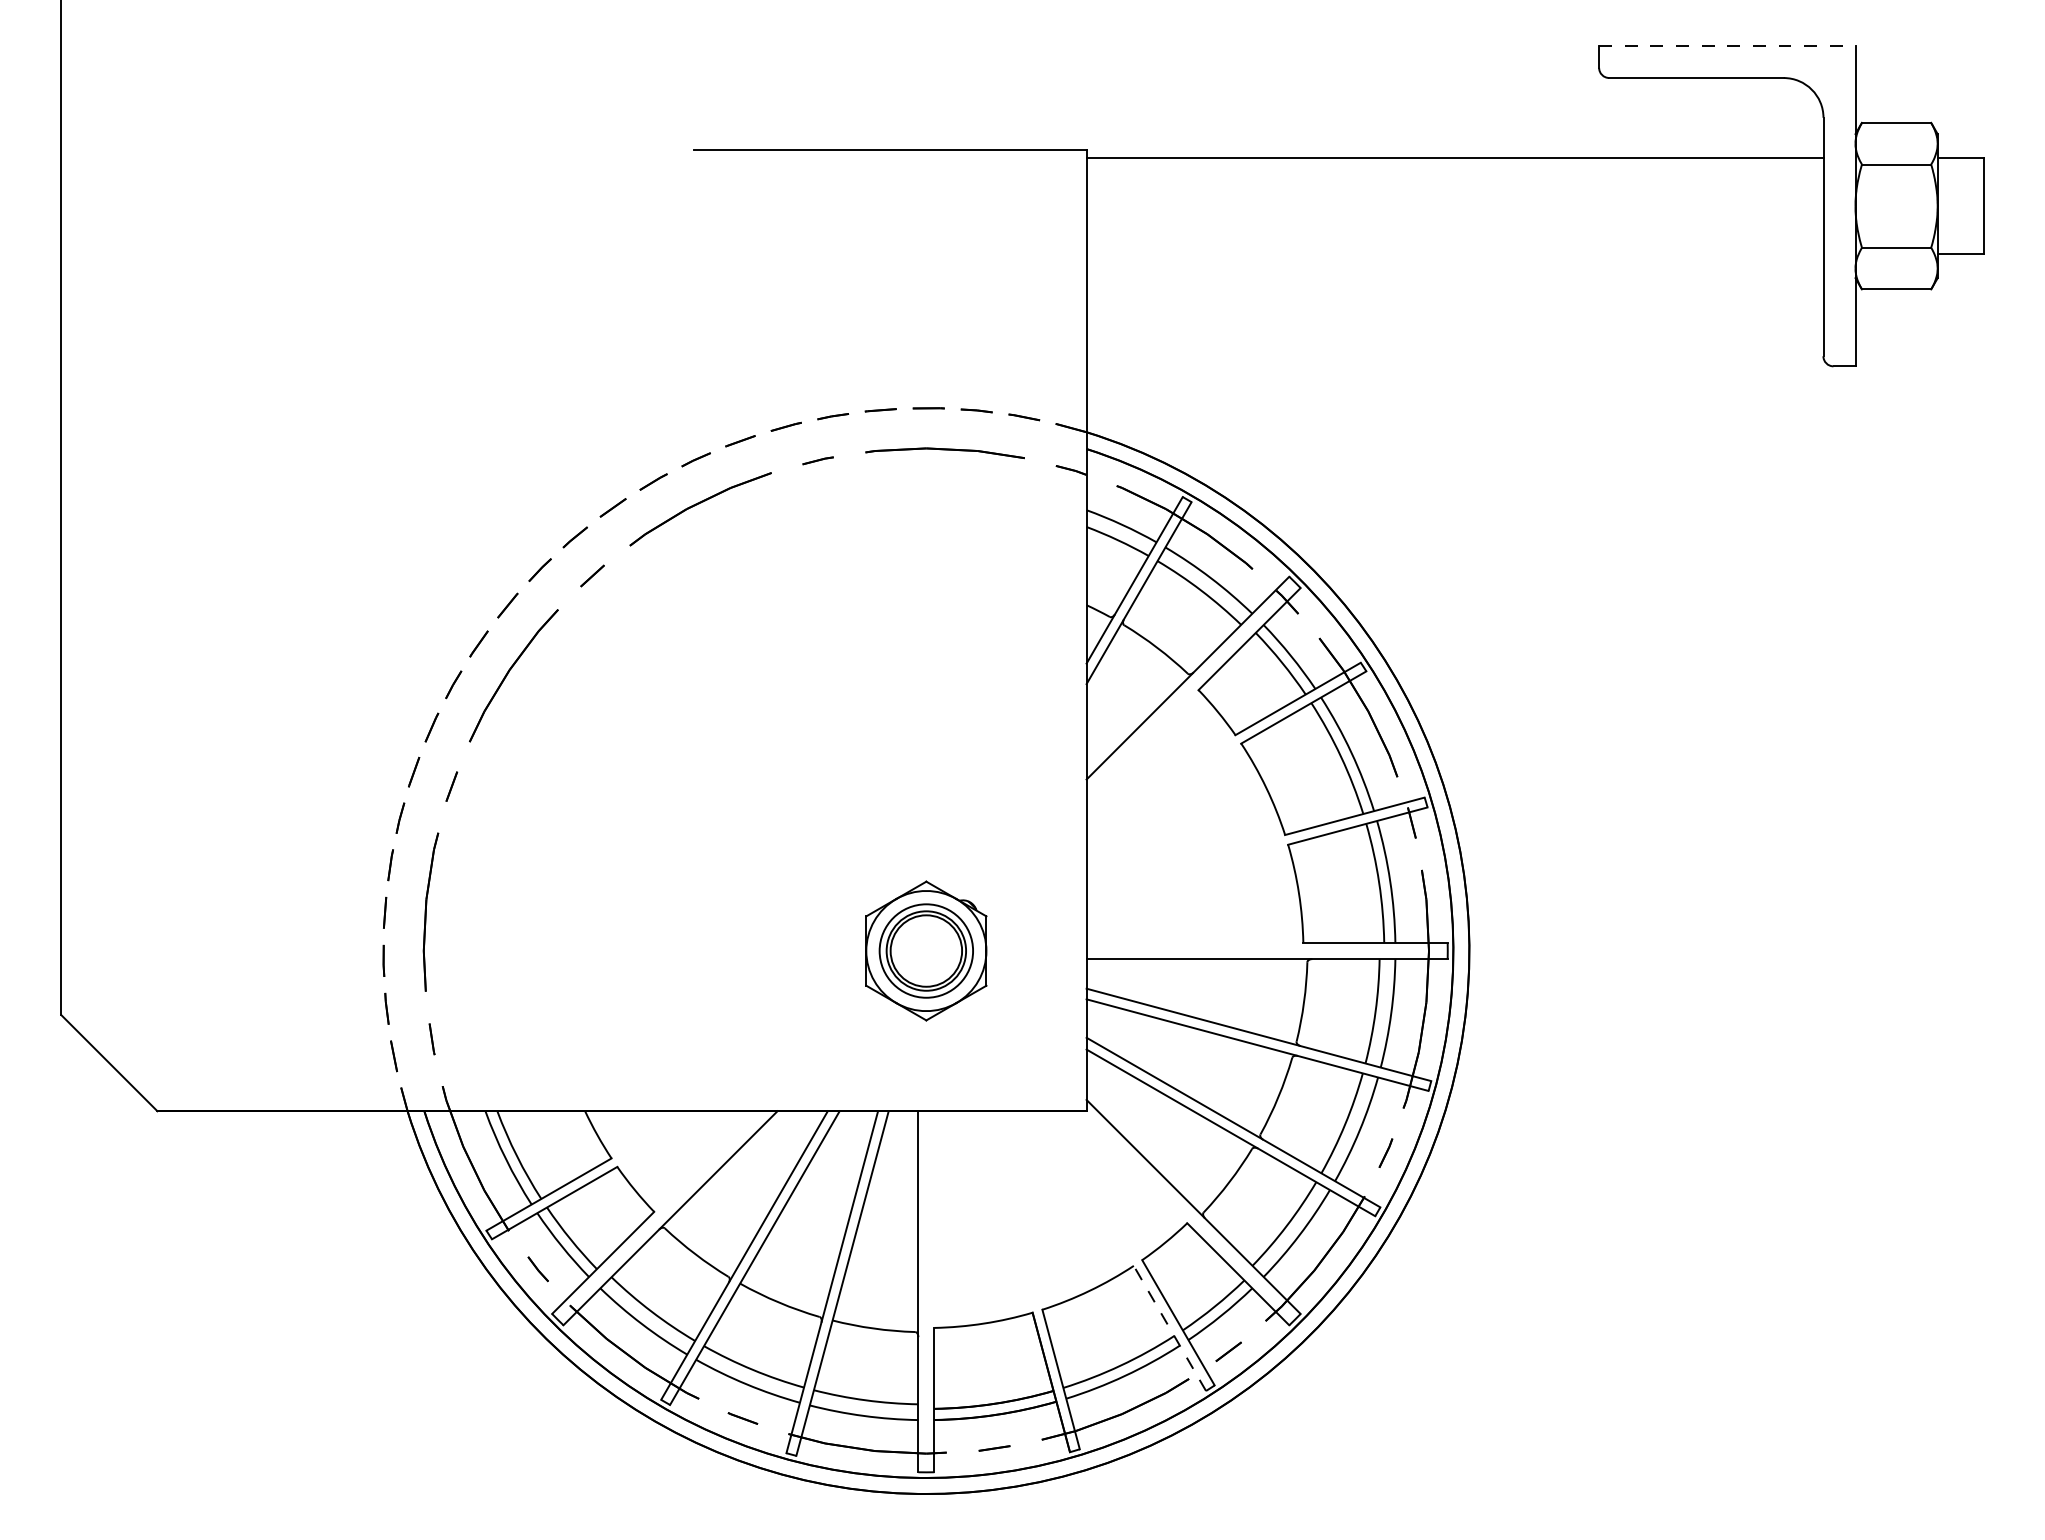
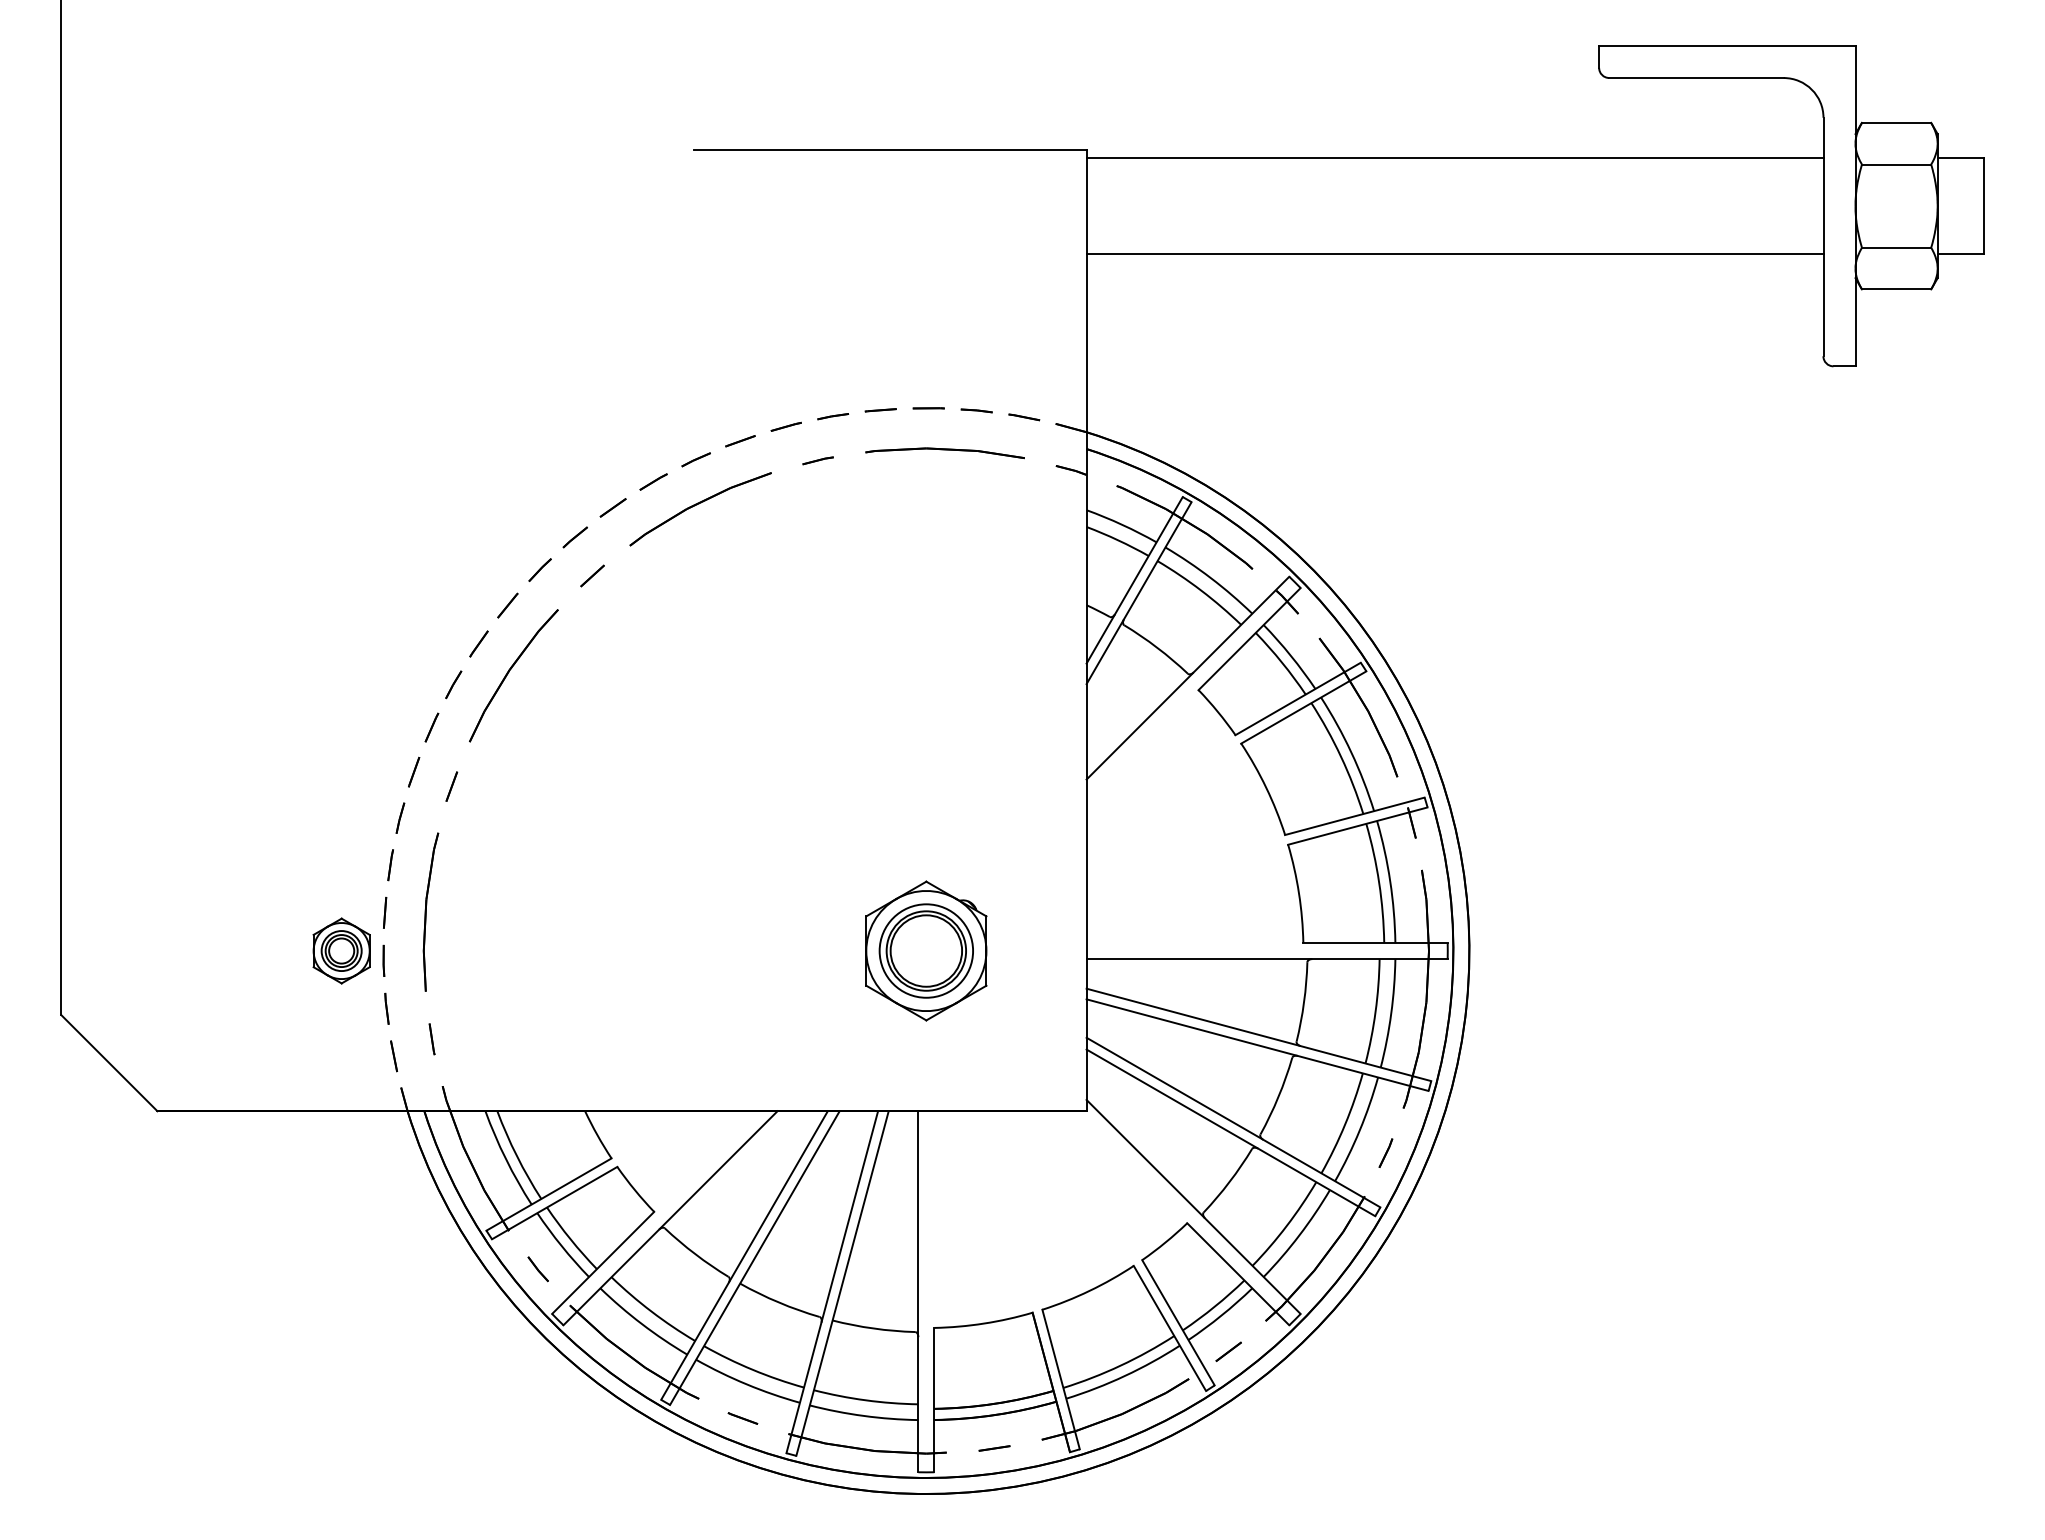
line: dashed -> solid (1727, 46)
line: none -> present (1454, 254)
part: none -> present (341, 950)
line: dashed -> solid (1169, 1328)
